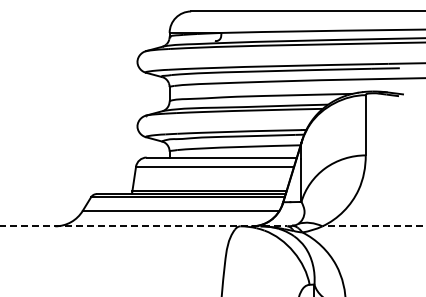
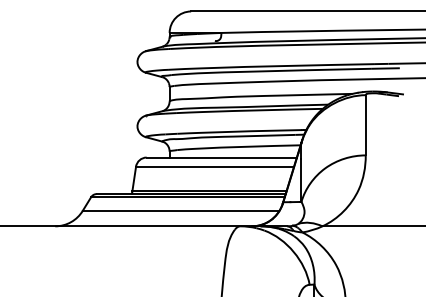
line: dashed -> solid (143, 226)
line: dashed -> solid (373, 226)
